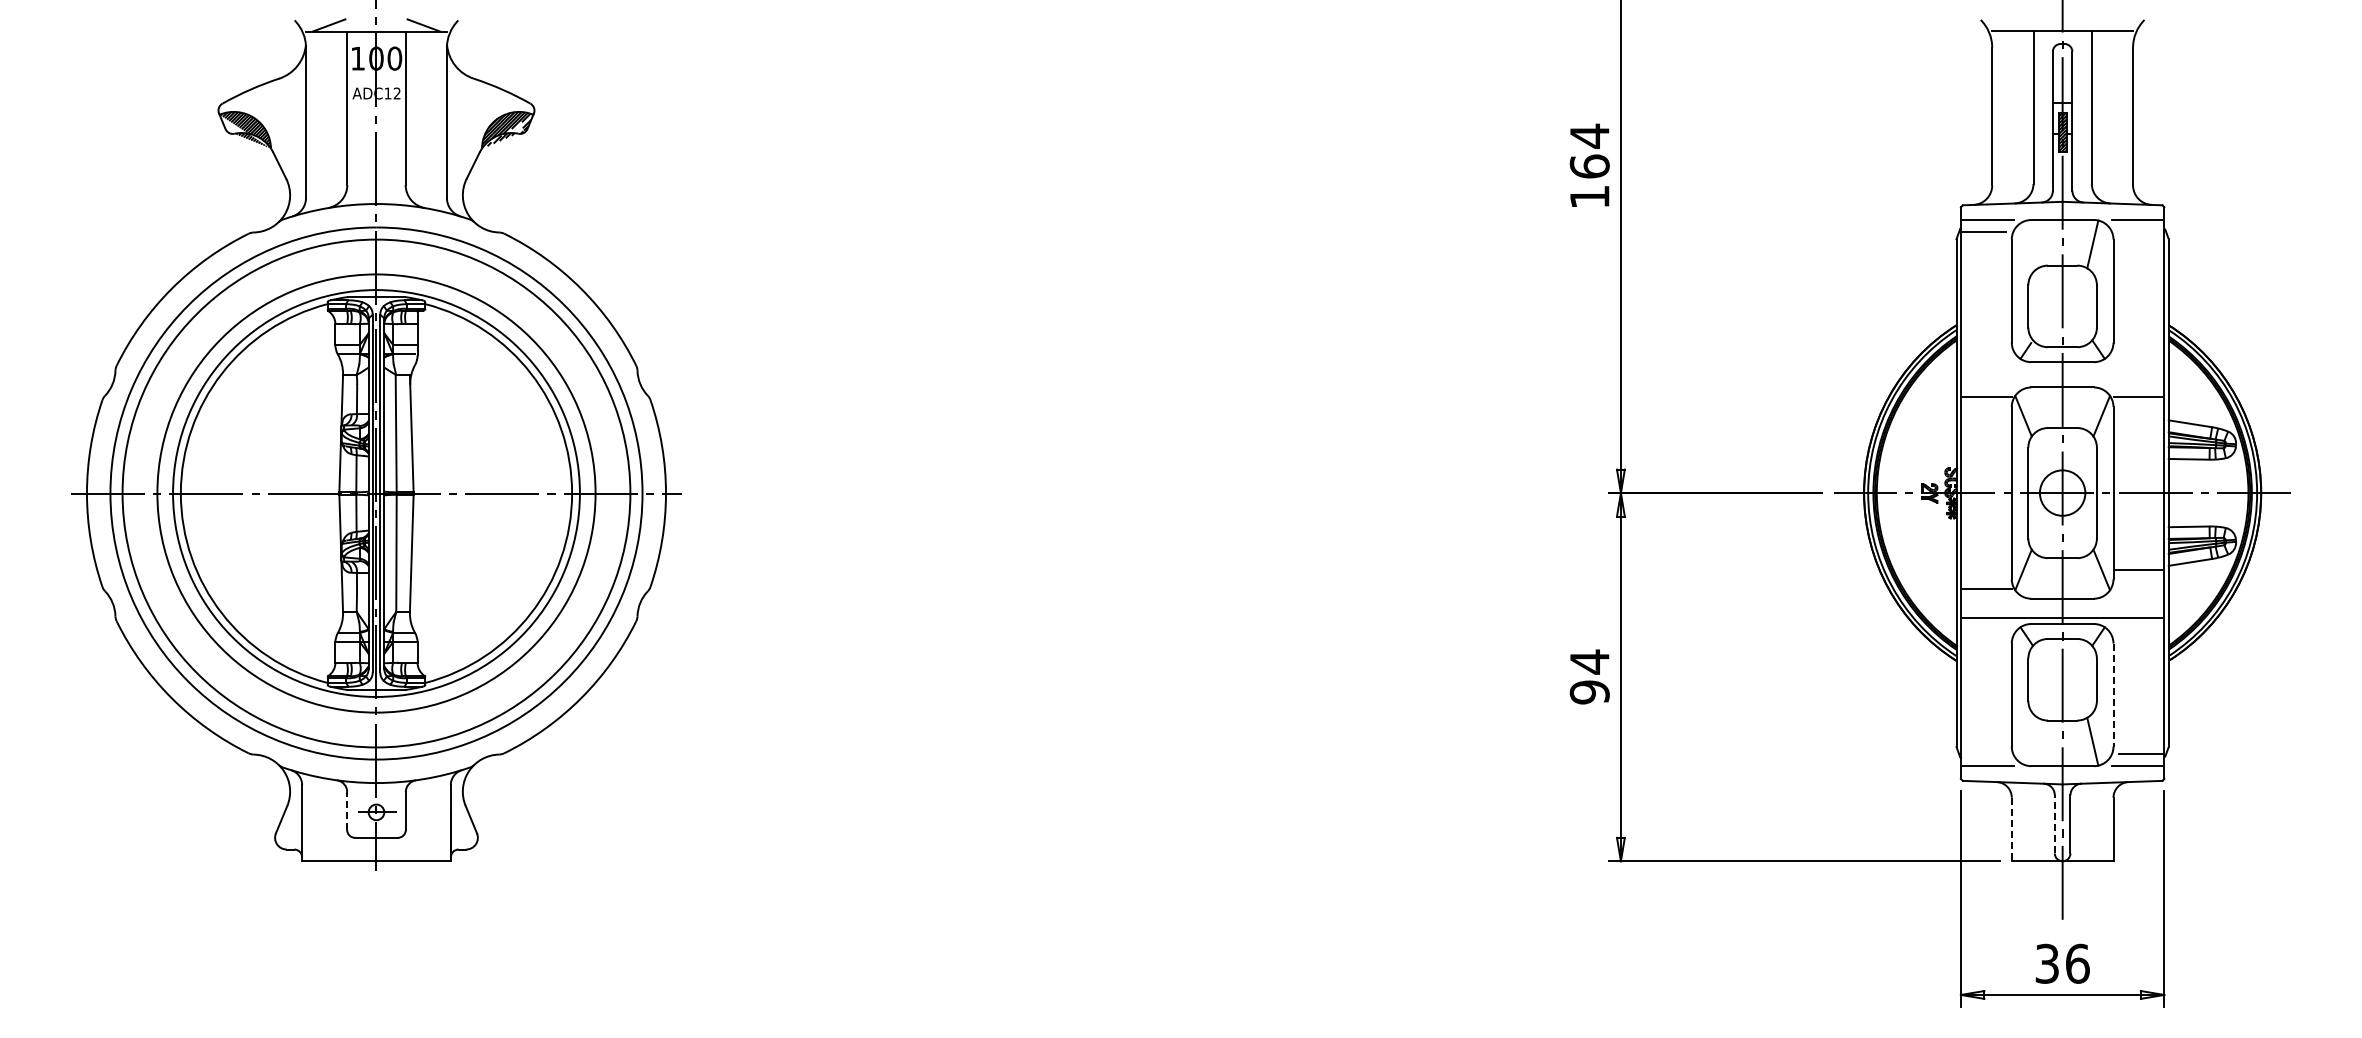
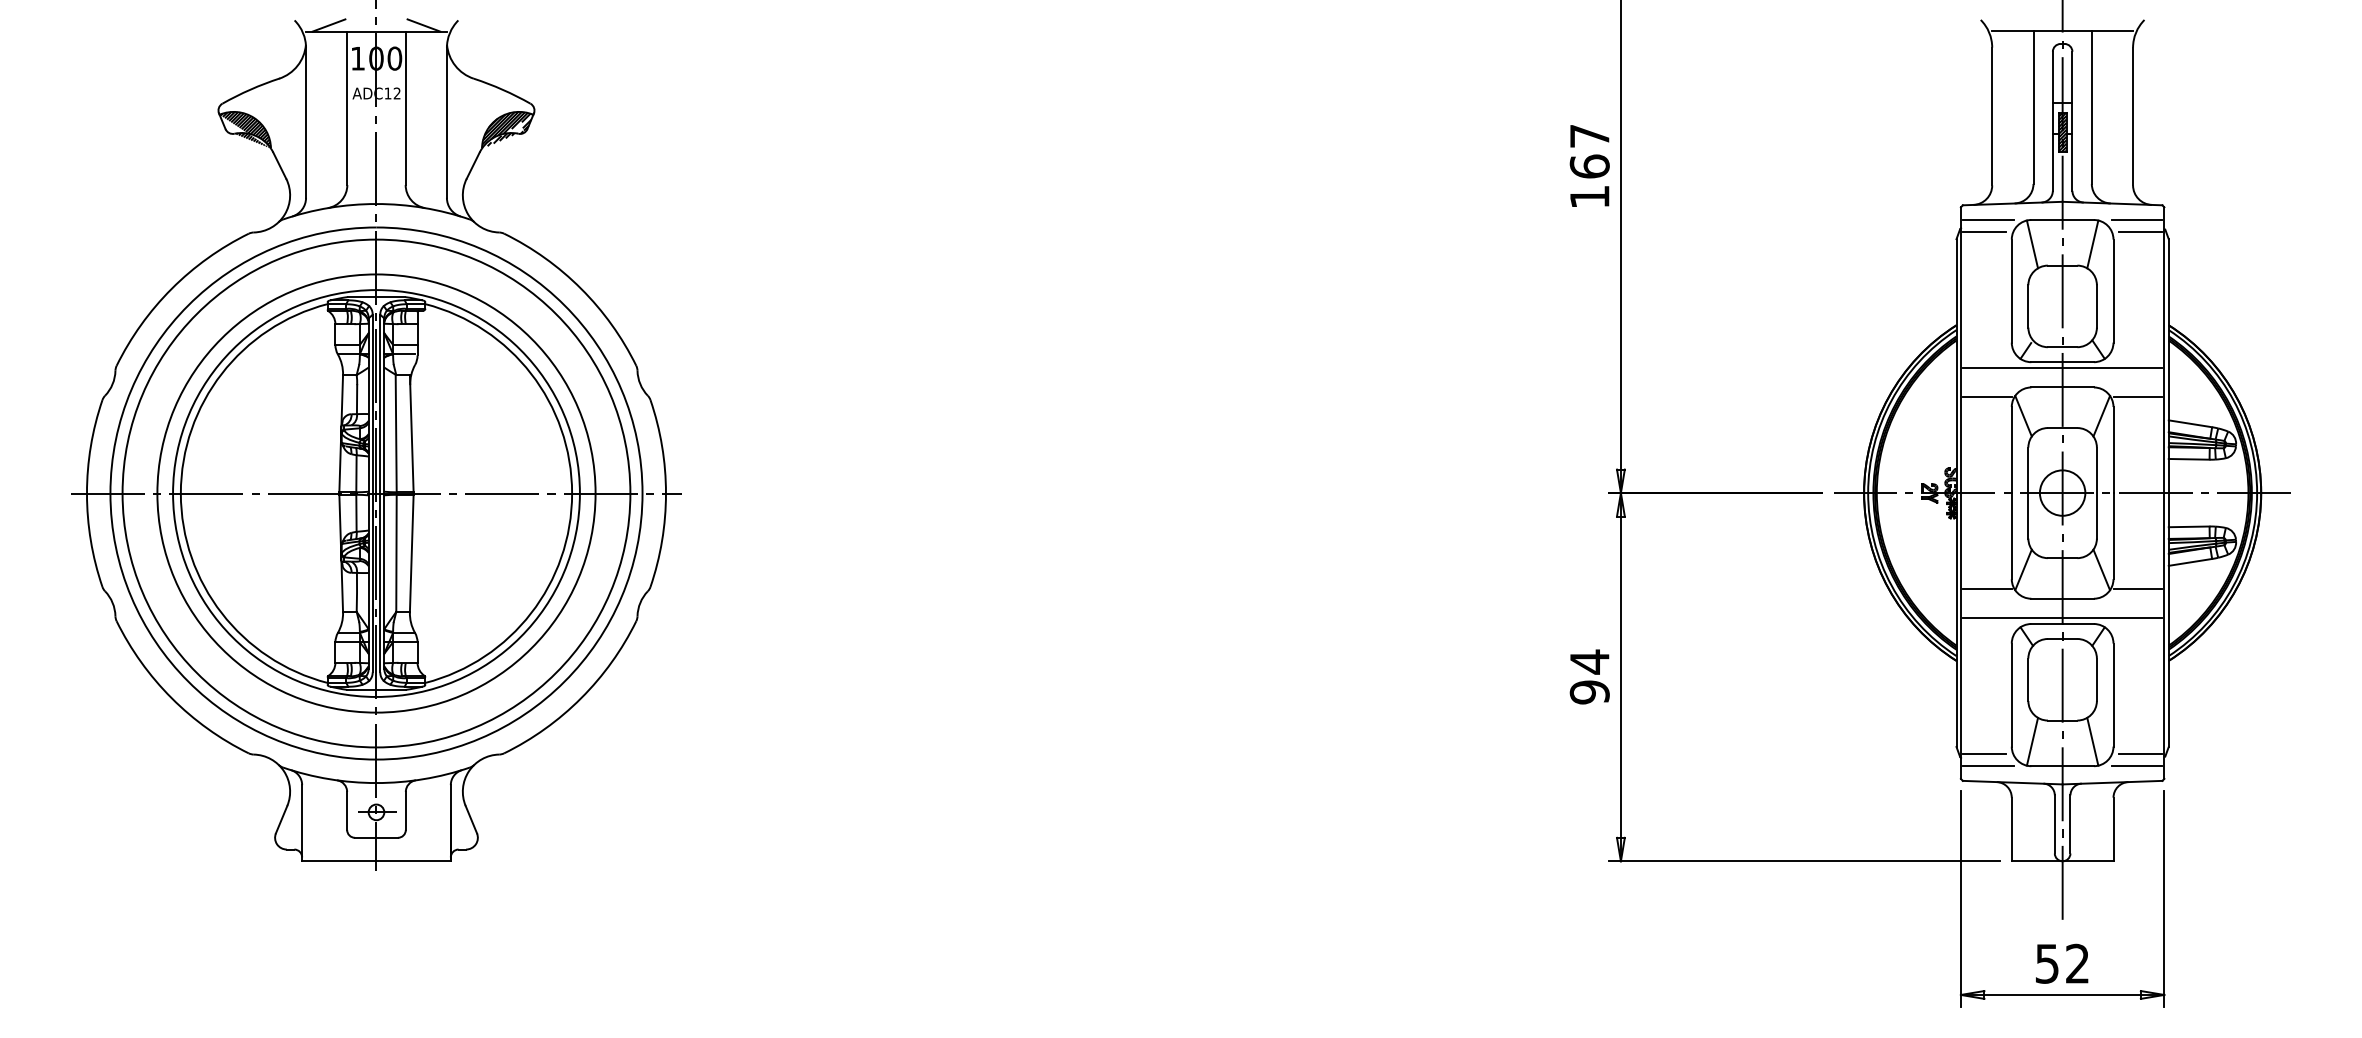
text: 164 -> 167 (1589, 136)
line: none -> present (2140, 232)
line: none -> present (2032, 244)
line: none -> present (2062, 367)
line position: (2137, 570) -> (2137, 589) (2137, 589)
line: dashed -> solid (2113, 695)
line: none -> present (2032, 741)
line: none -> present (1983, 754)
line: dashed -> solid (347, 810)
line: dashed -> solid (2054, 823)
line: dashed -> solid (2011, 829)
text: 36 -> 52 (2062, 963)
